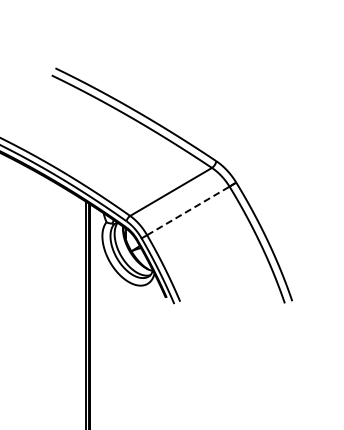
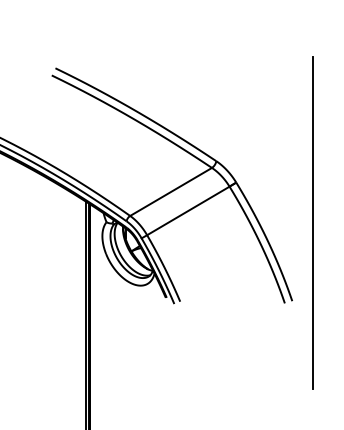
line: dashed -> solid (188, 210)
line: none -> present (313, 222)
